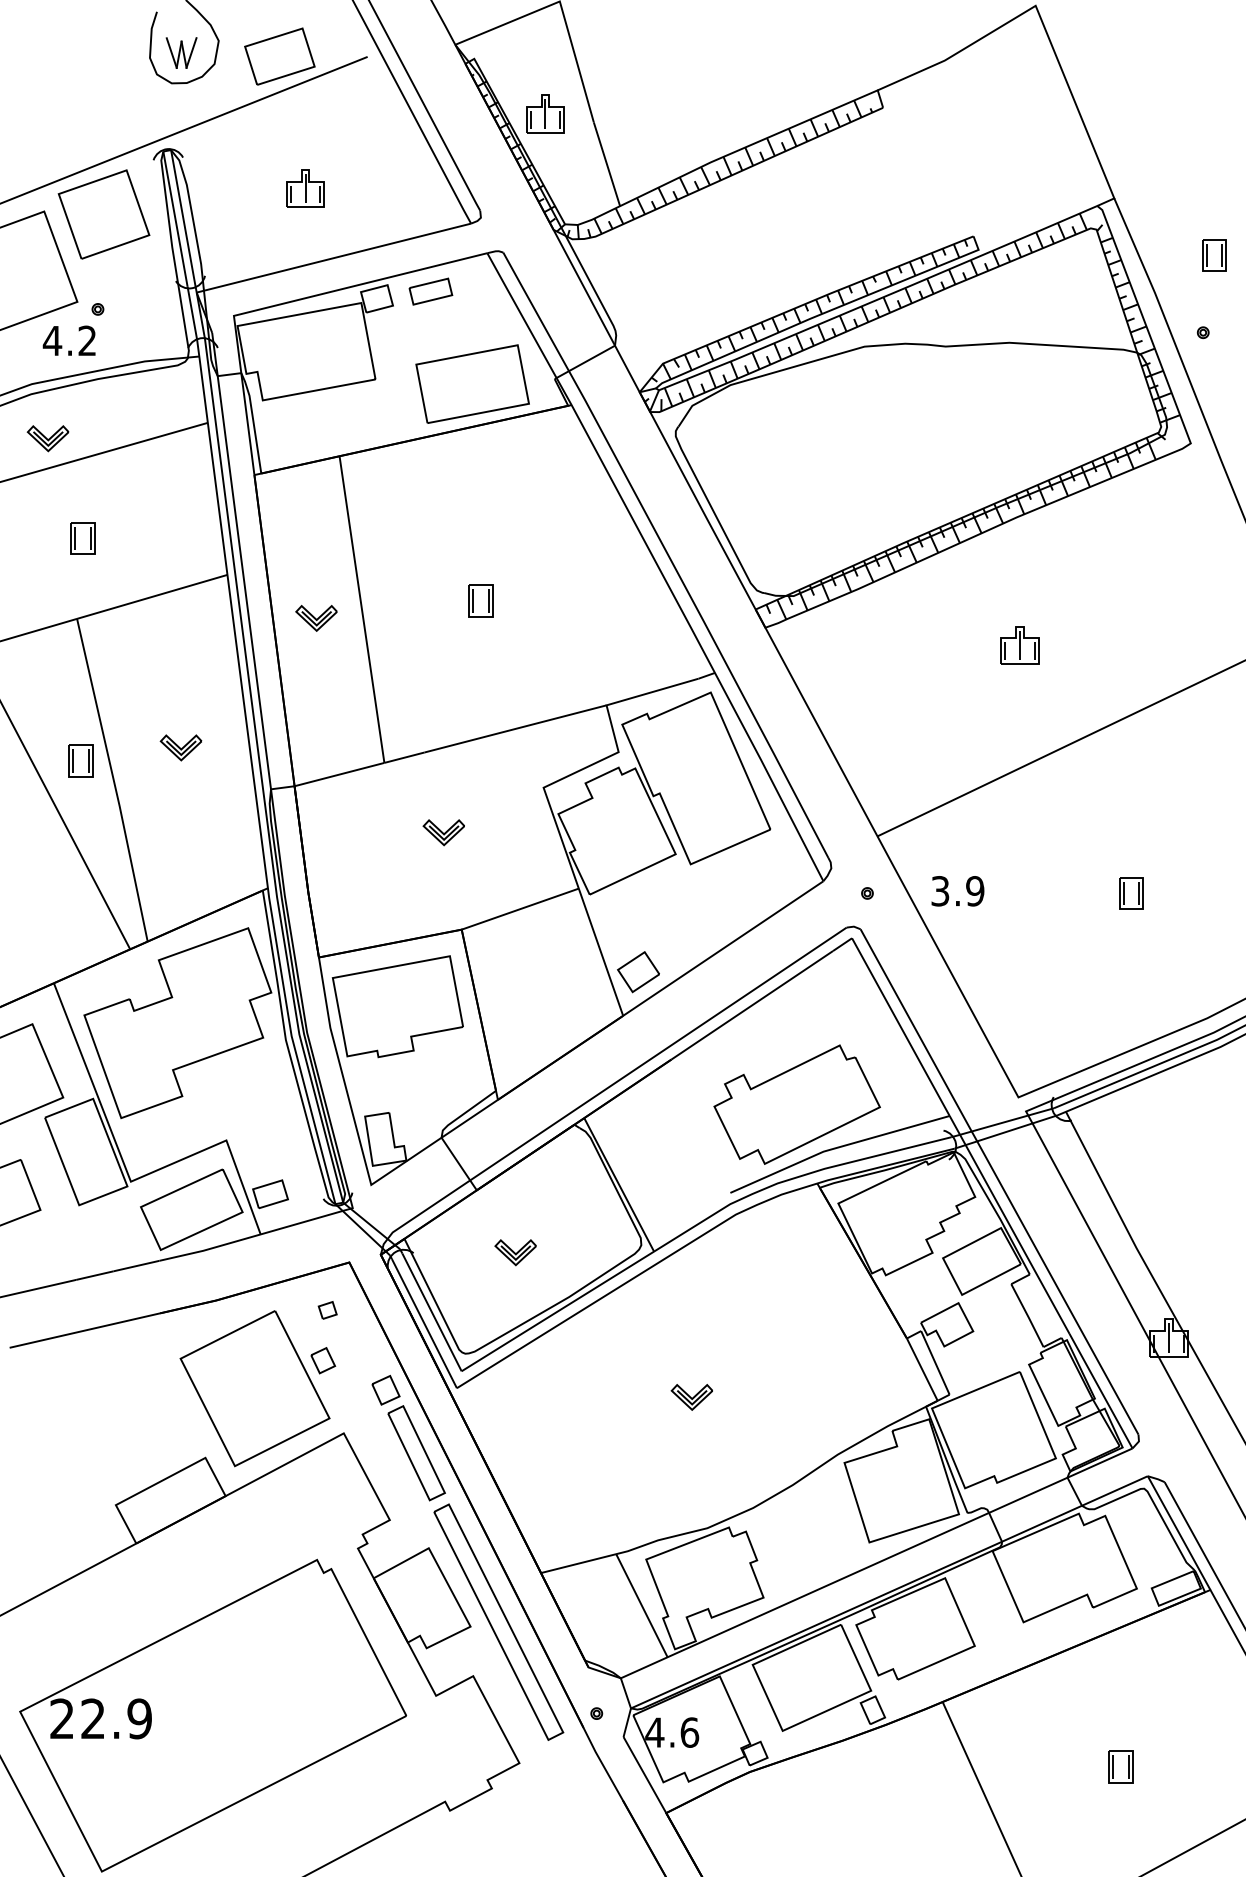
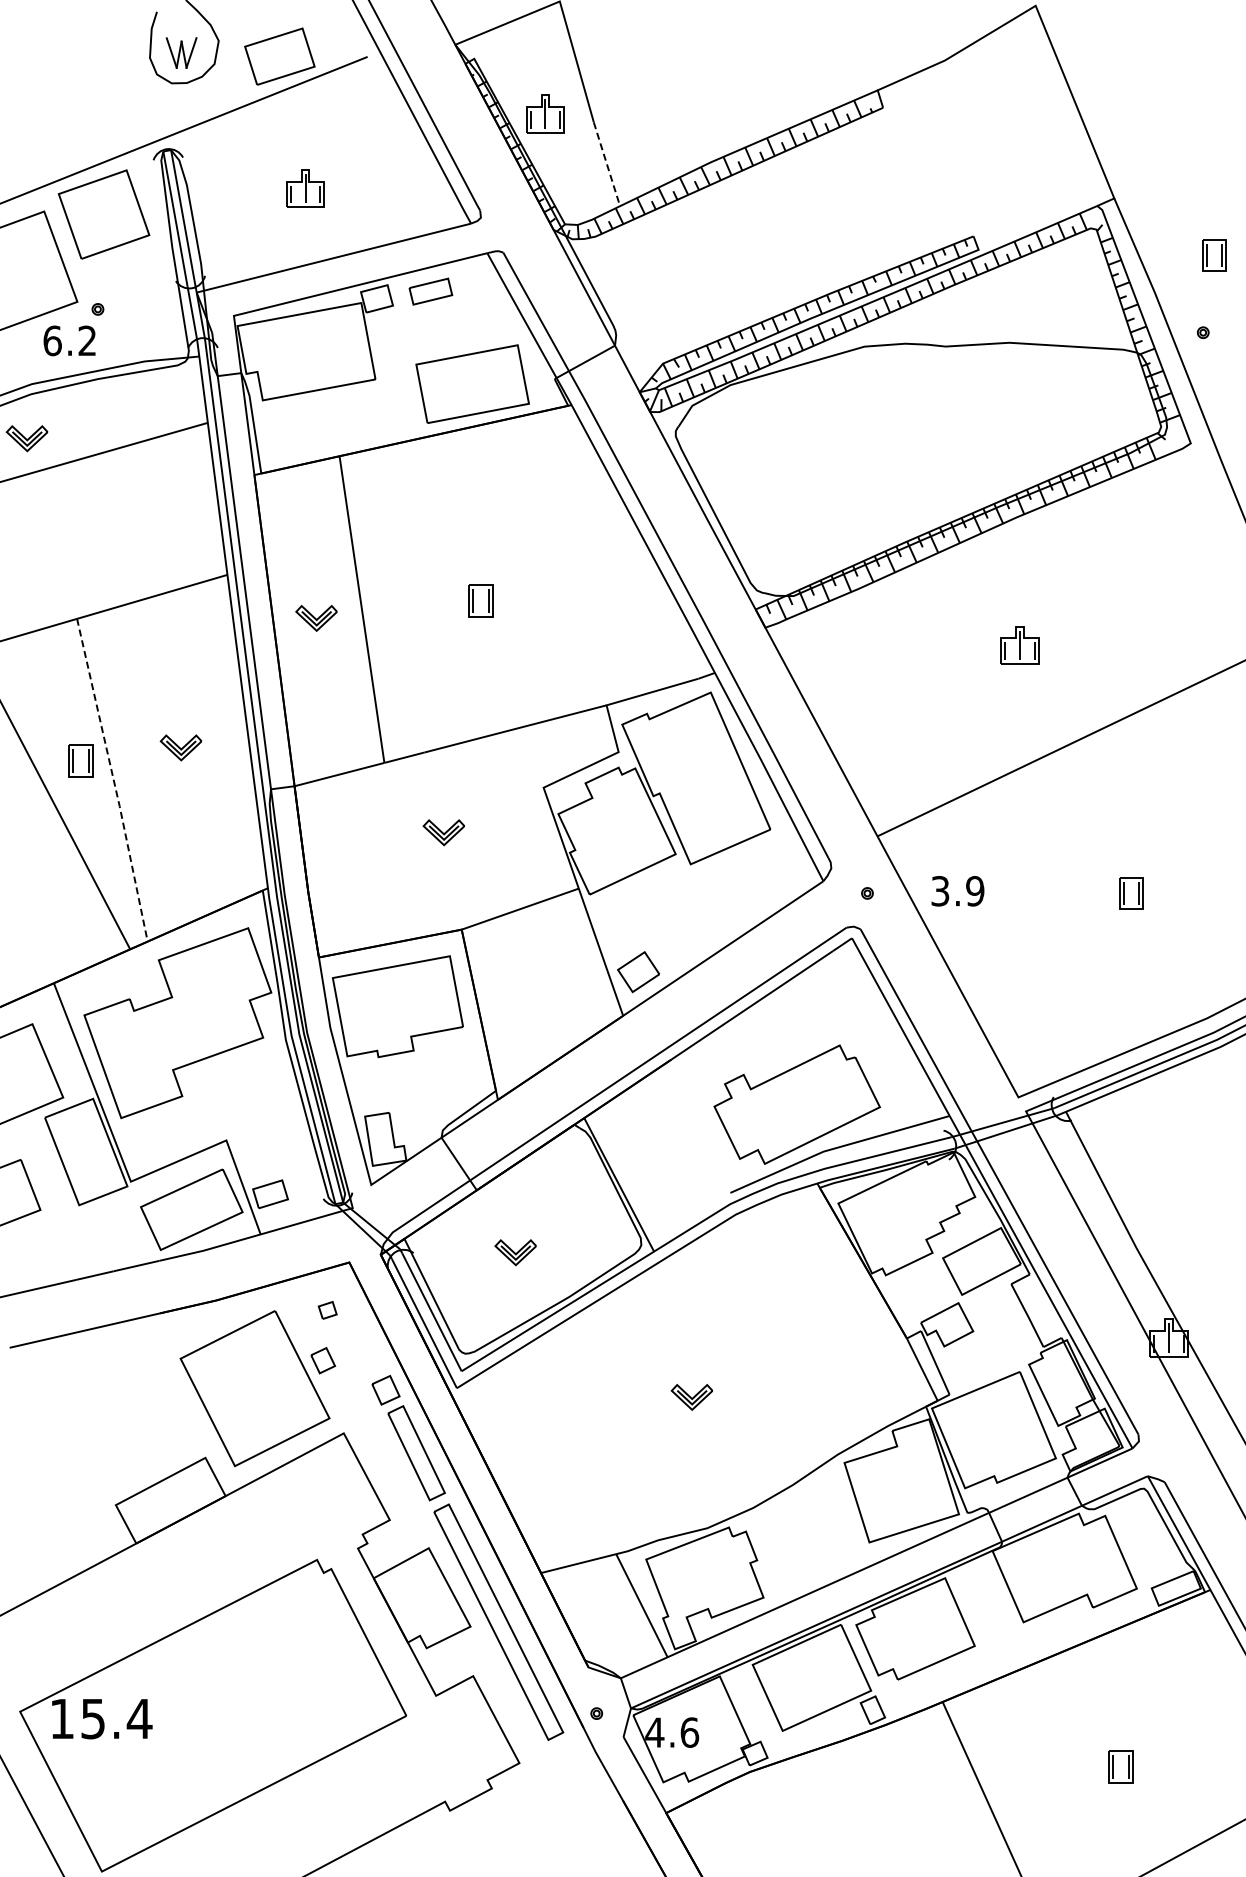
line: solid -> dashed (606, 164)
text: 4.2 -> 6.2 (52, 340)
part position: (47, 438) -> (26, 438) (26, 438)
part: present -> none (82, 538)
line: solid -> dashed (113, 781)
text: 22.9 -> 15.4 (101, 1718)
